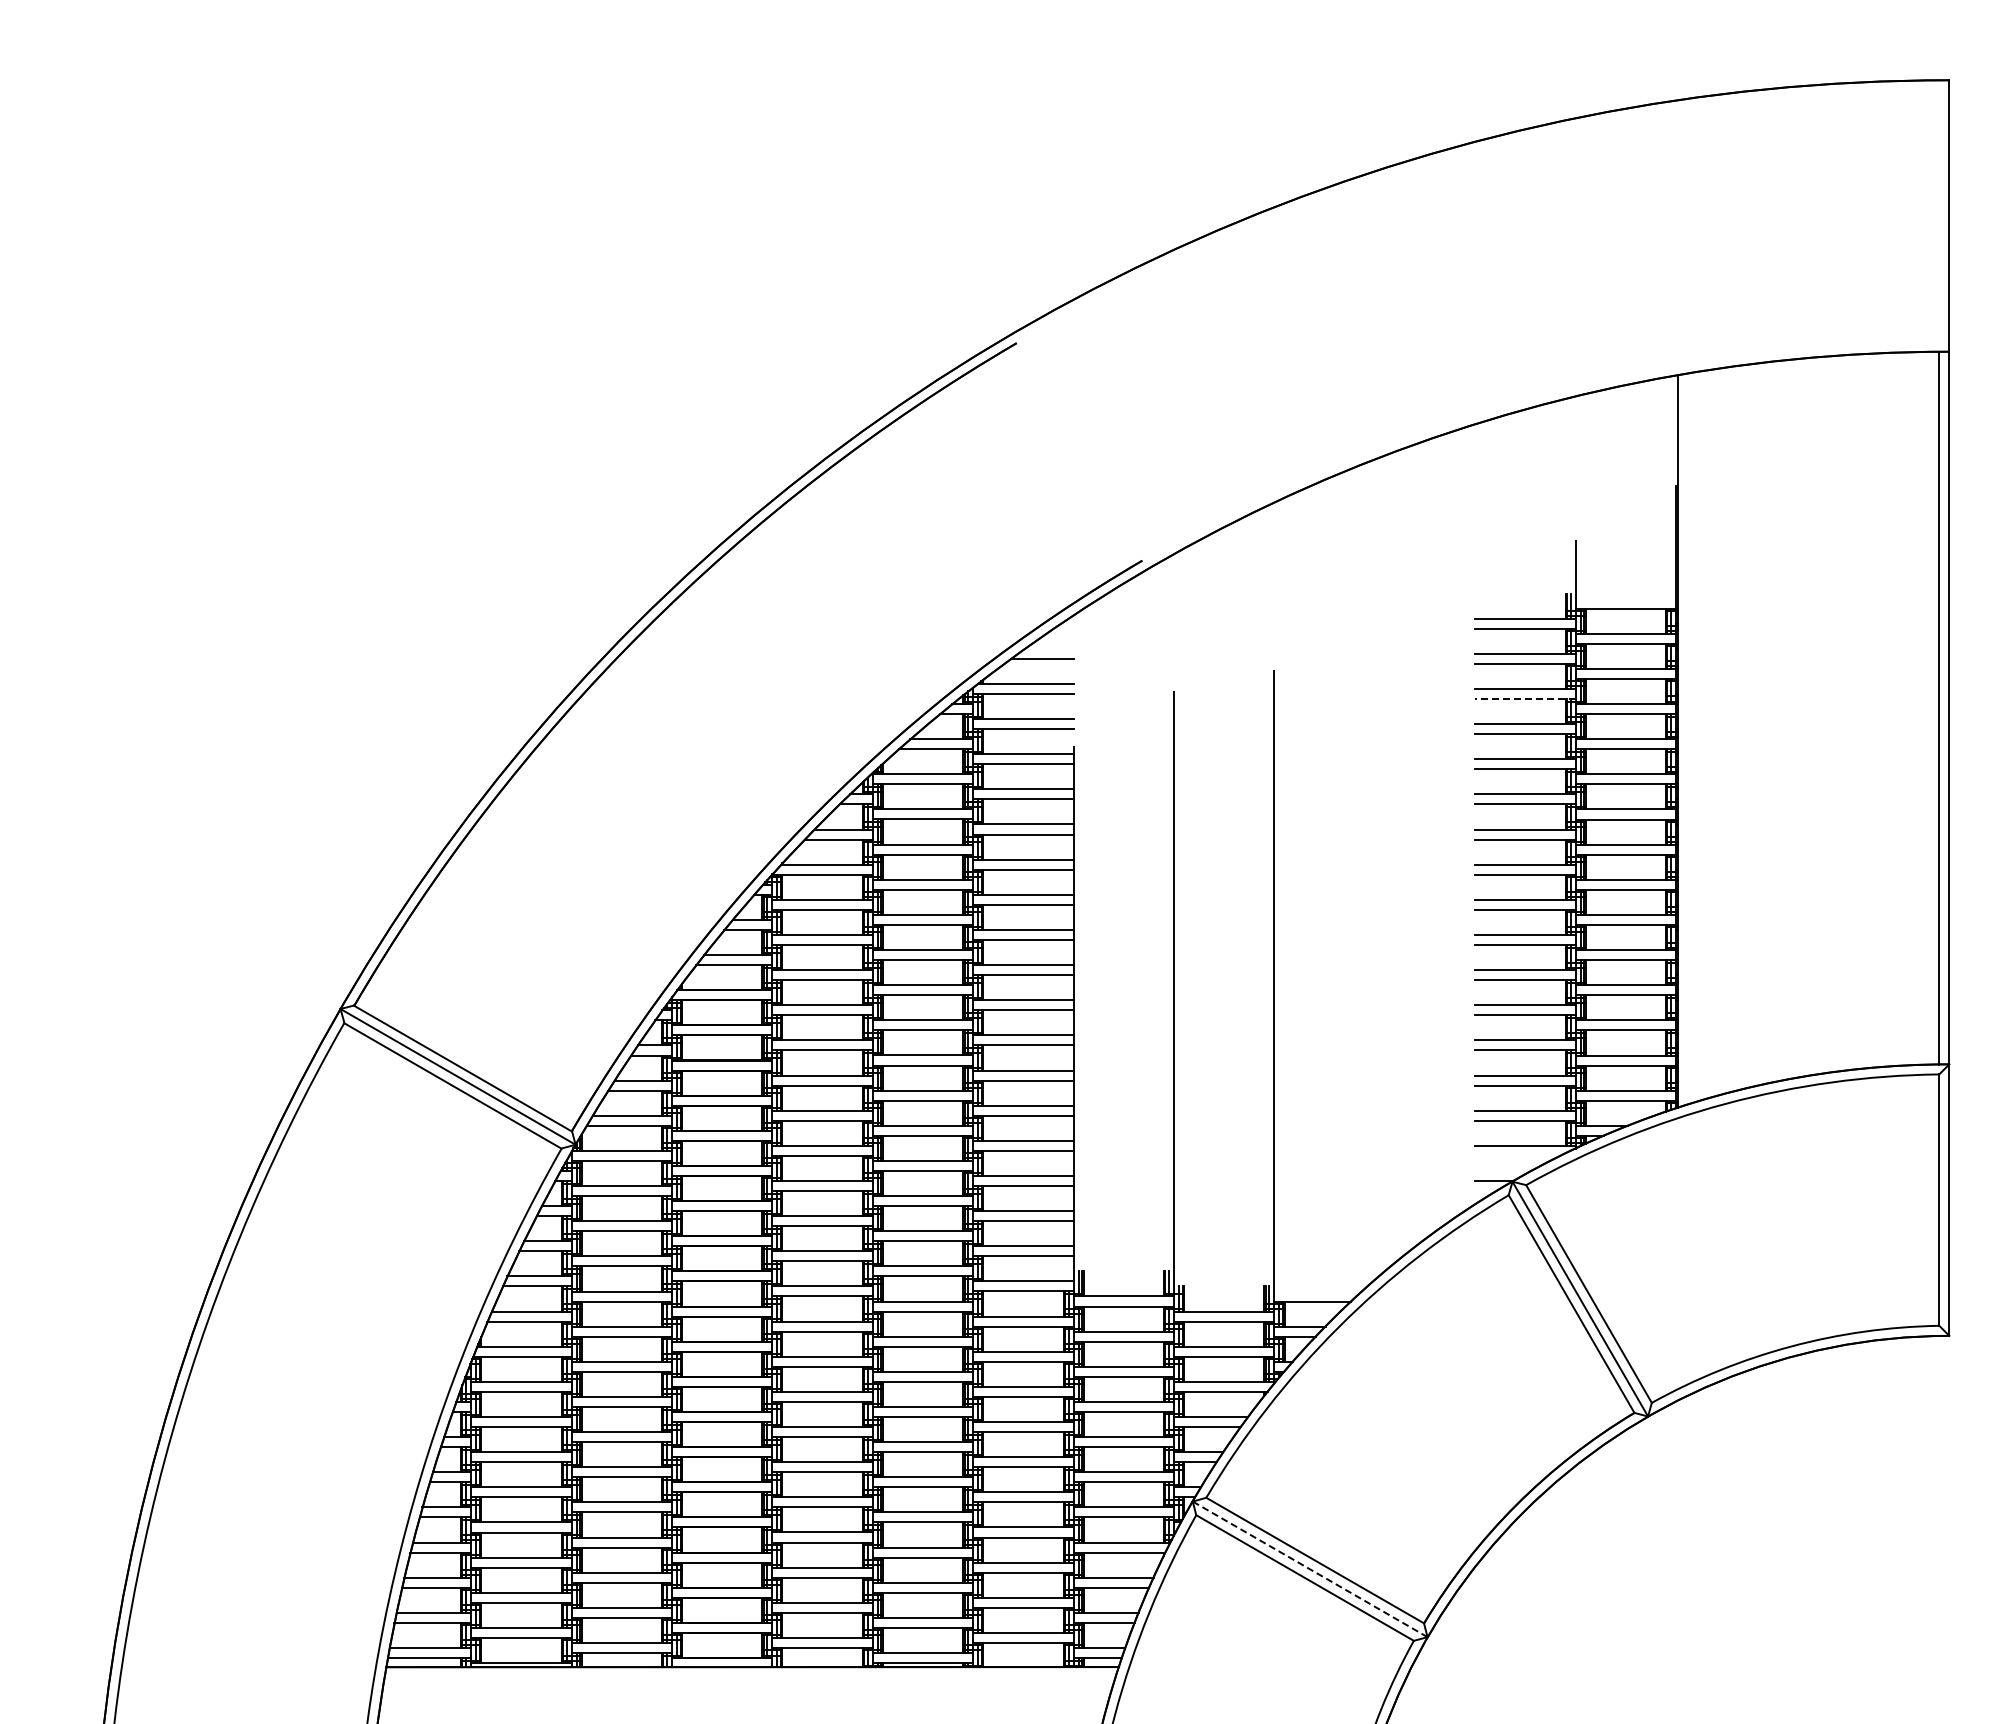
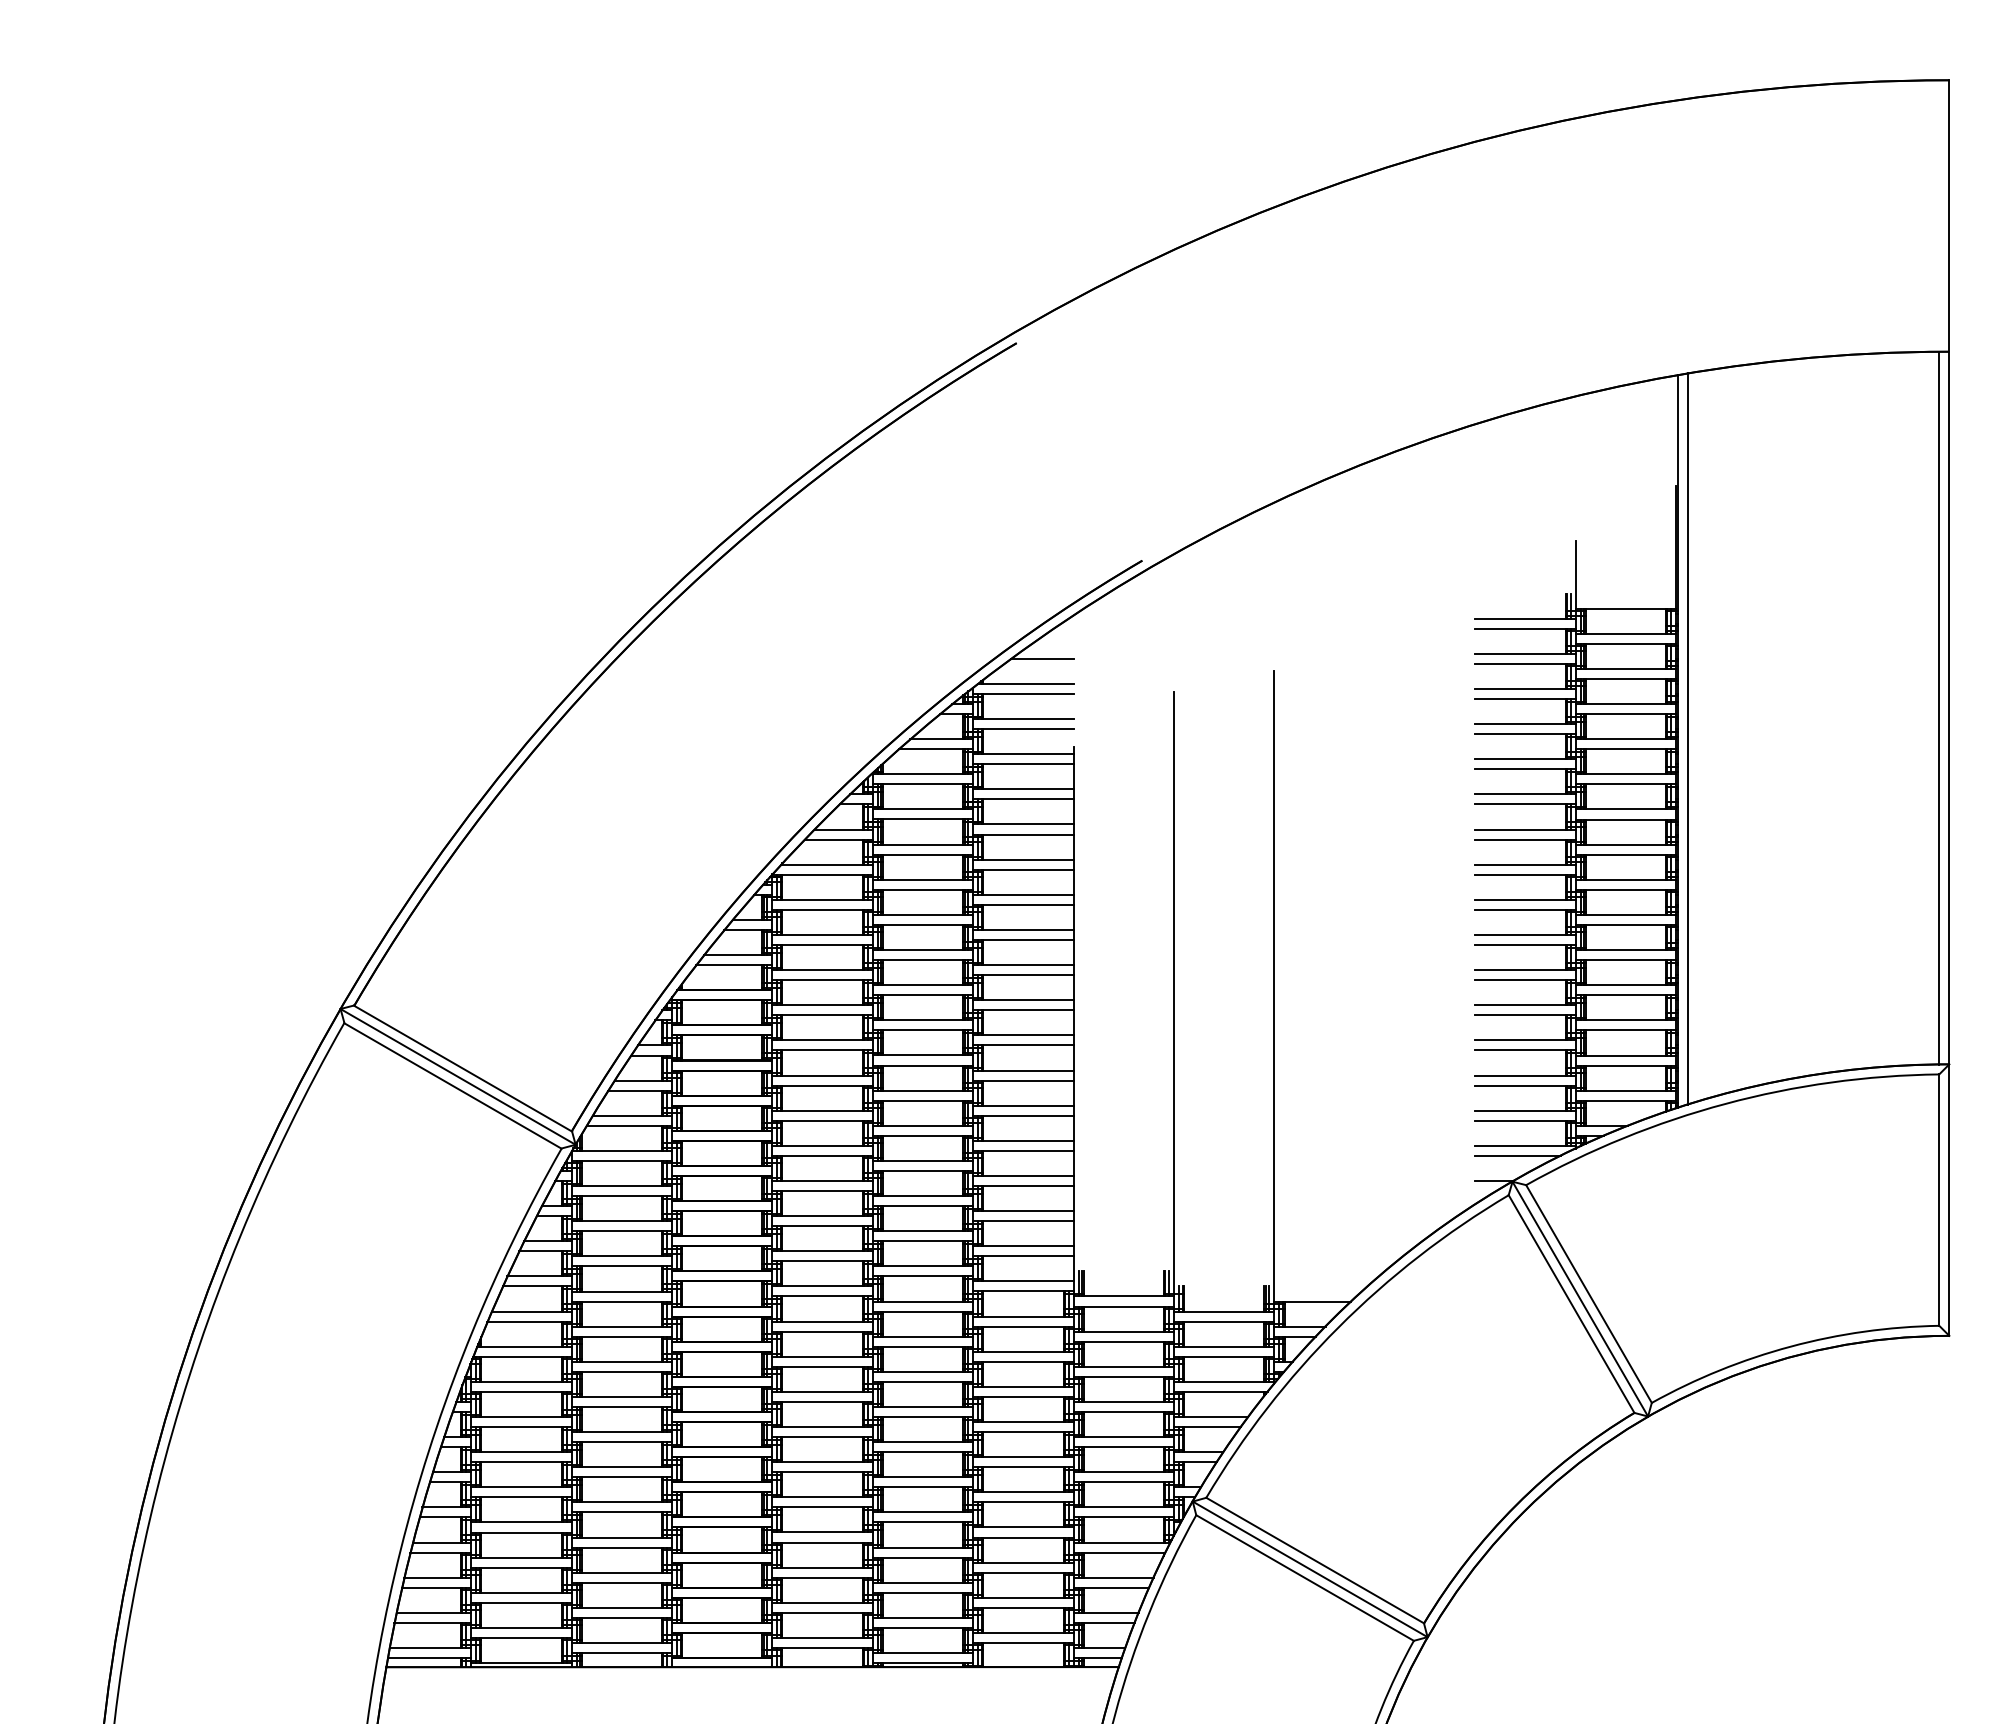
line: dashed -> solid (1525, 699)
line: none -> present (1688, 738)
line: none -> present (1517, 1155)
line: dashed -> solid (1310, 1569)
